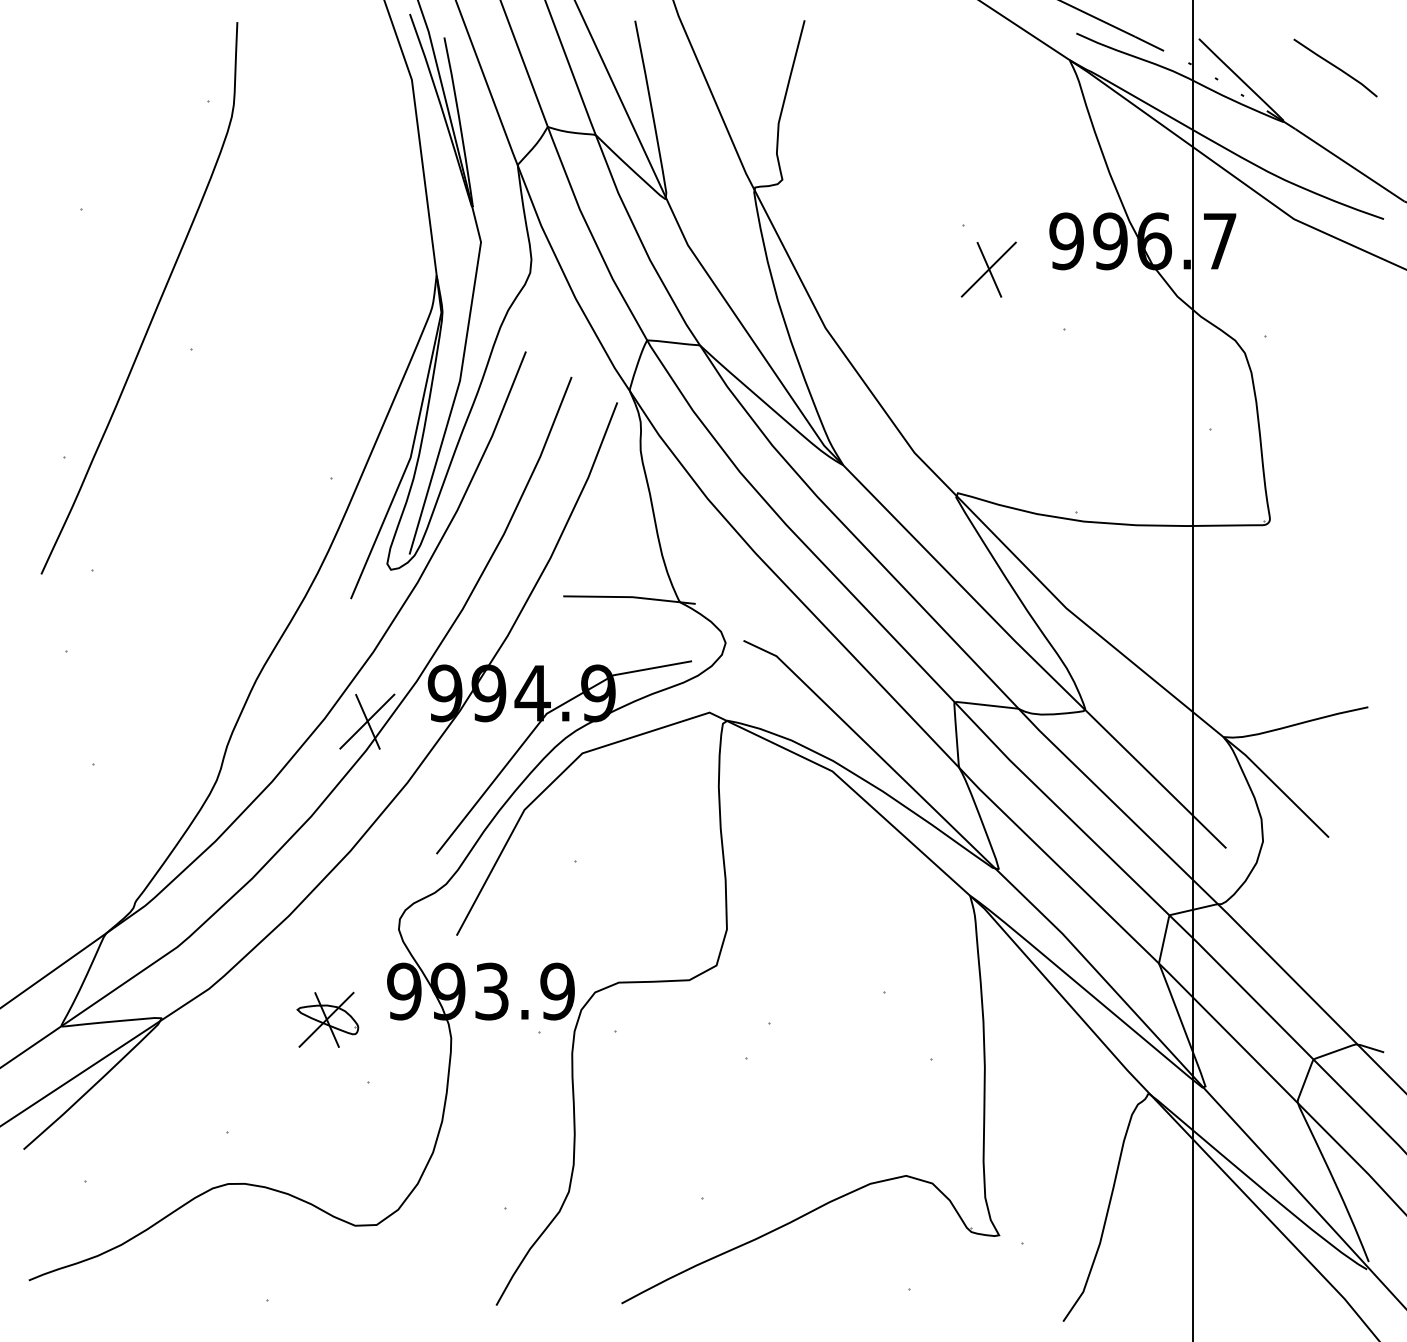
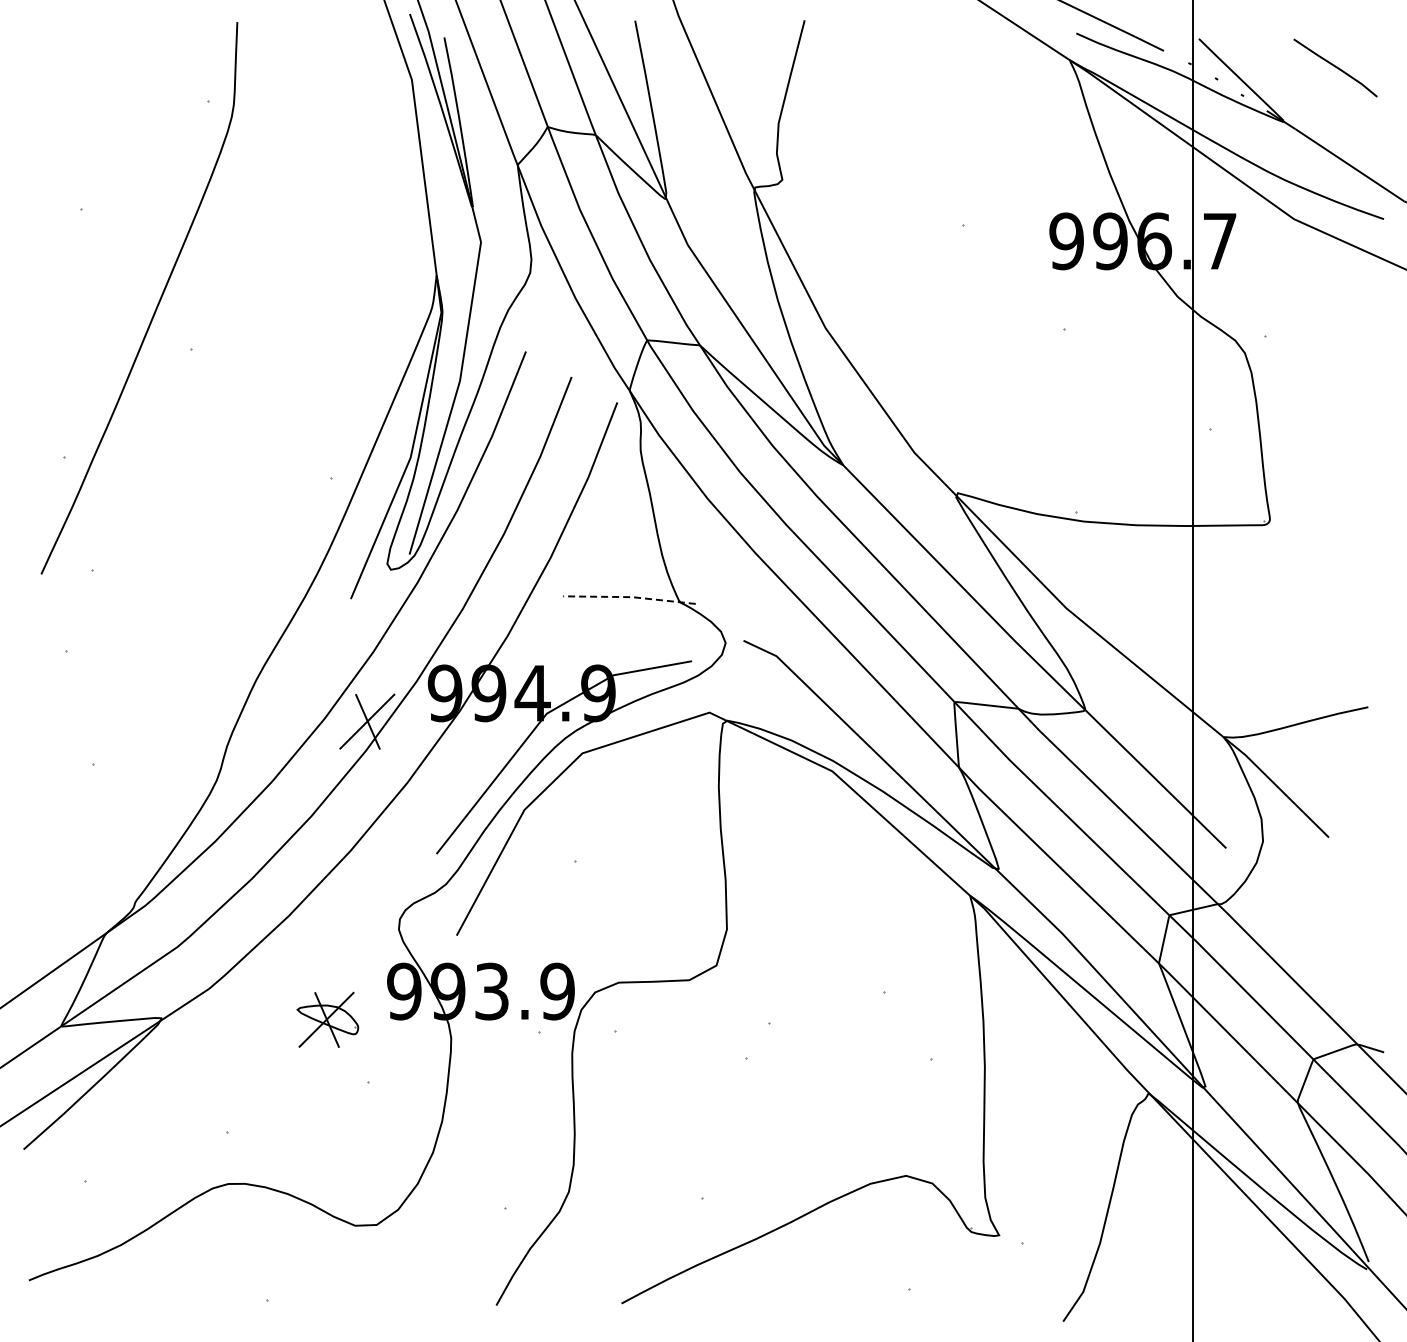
part: present -> none (988, 269)
line: solid -> dashed (629, 597)
